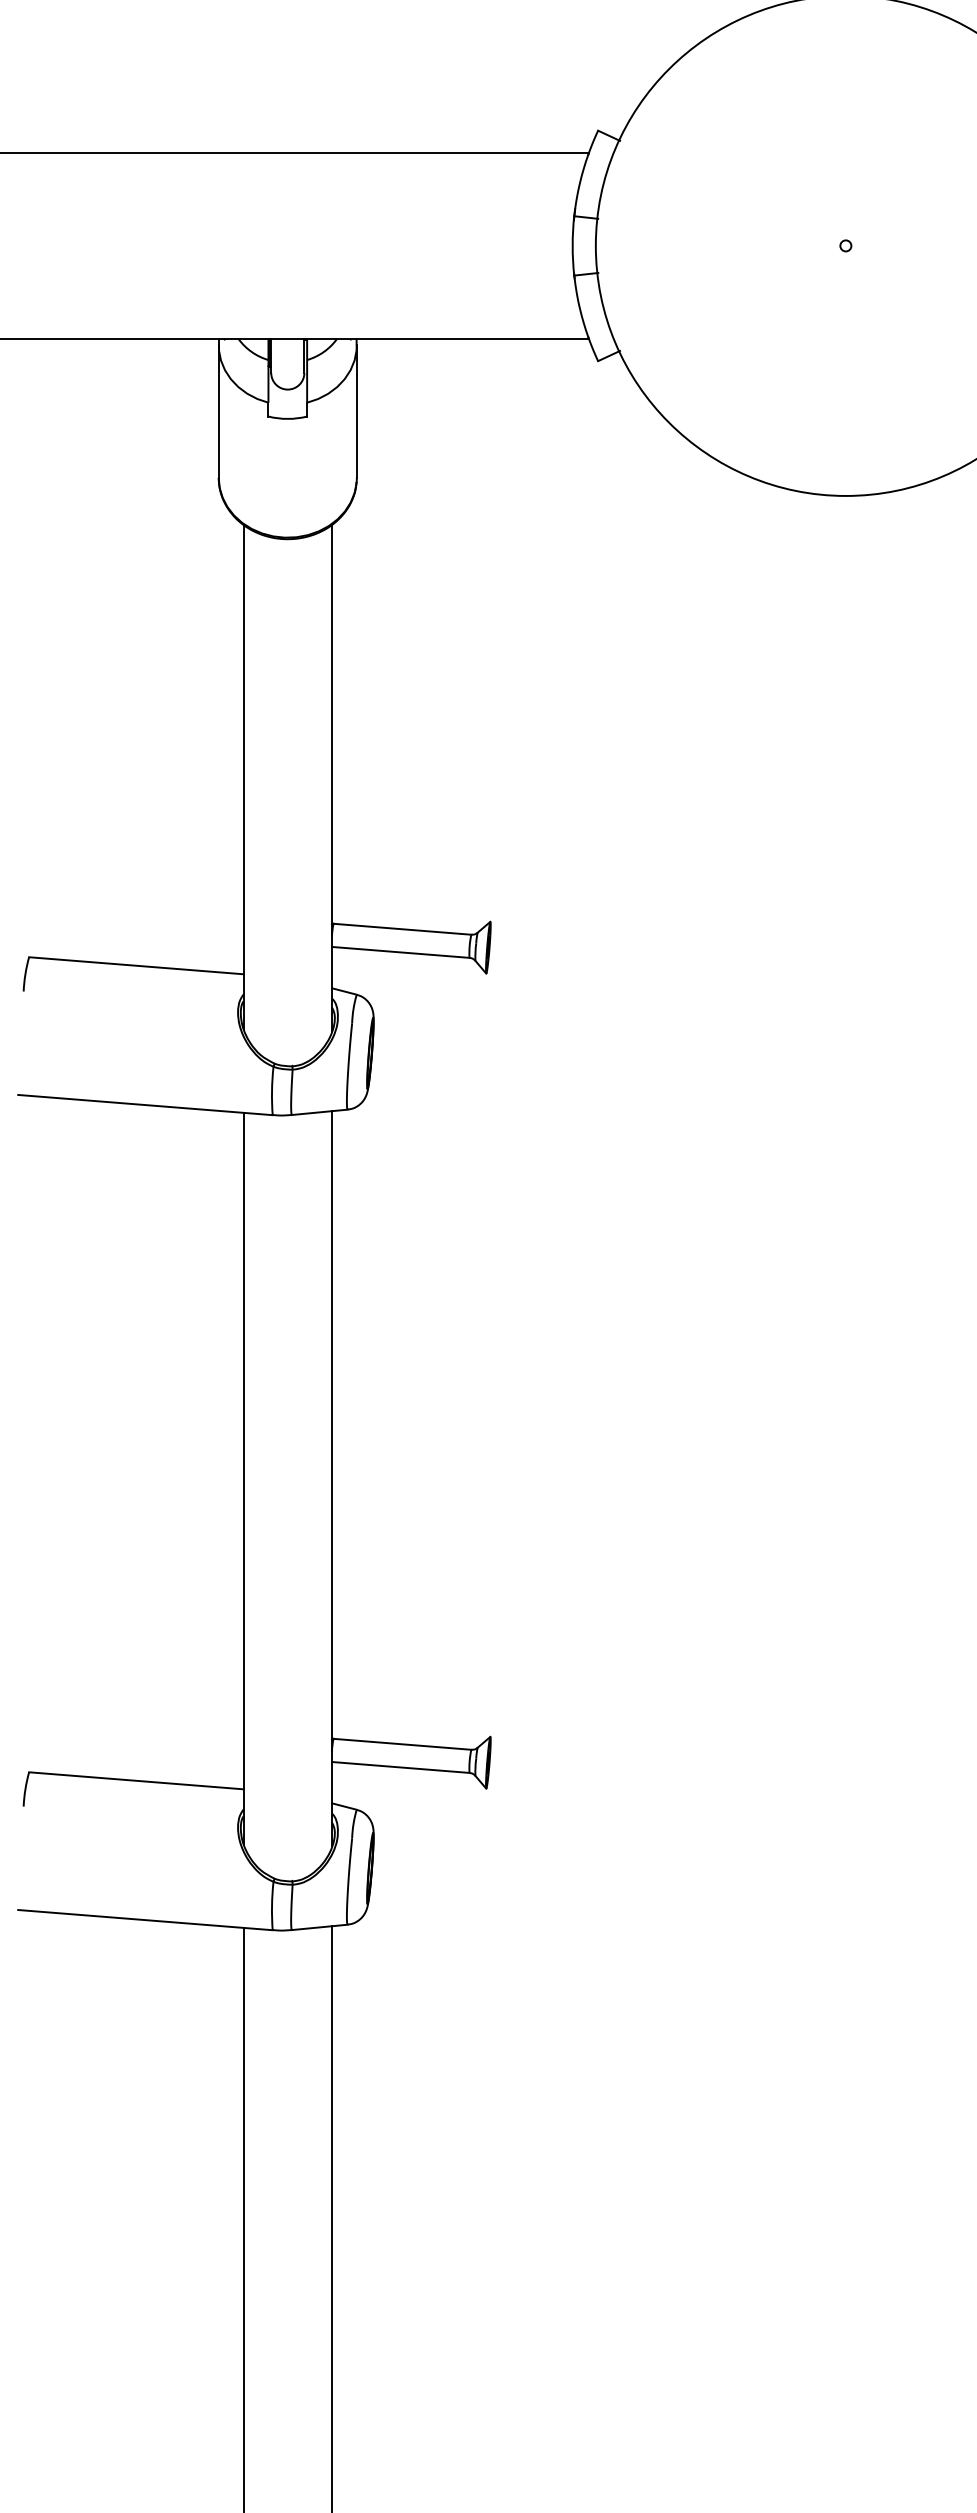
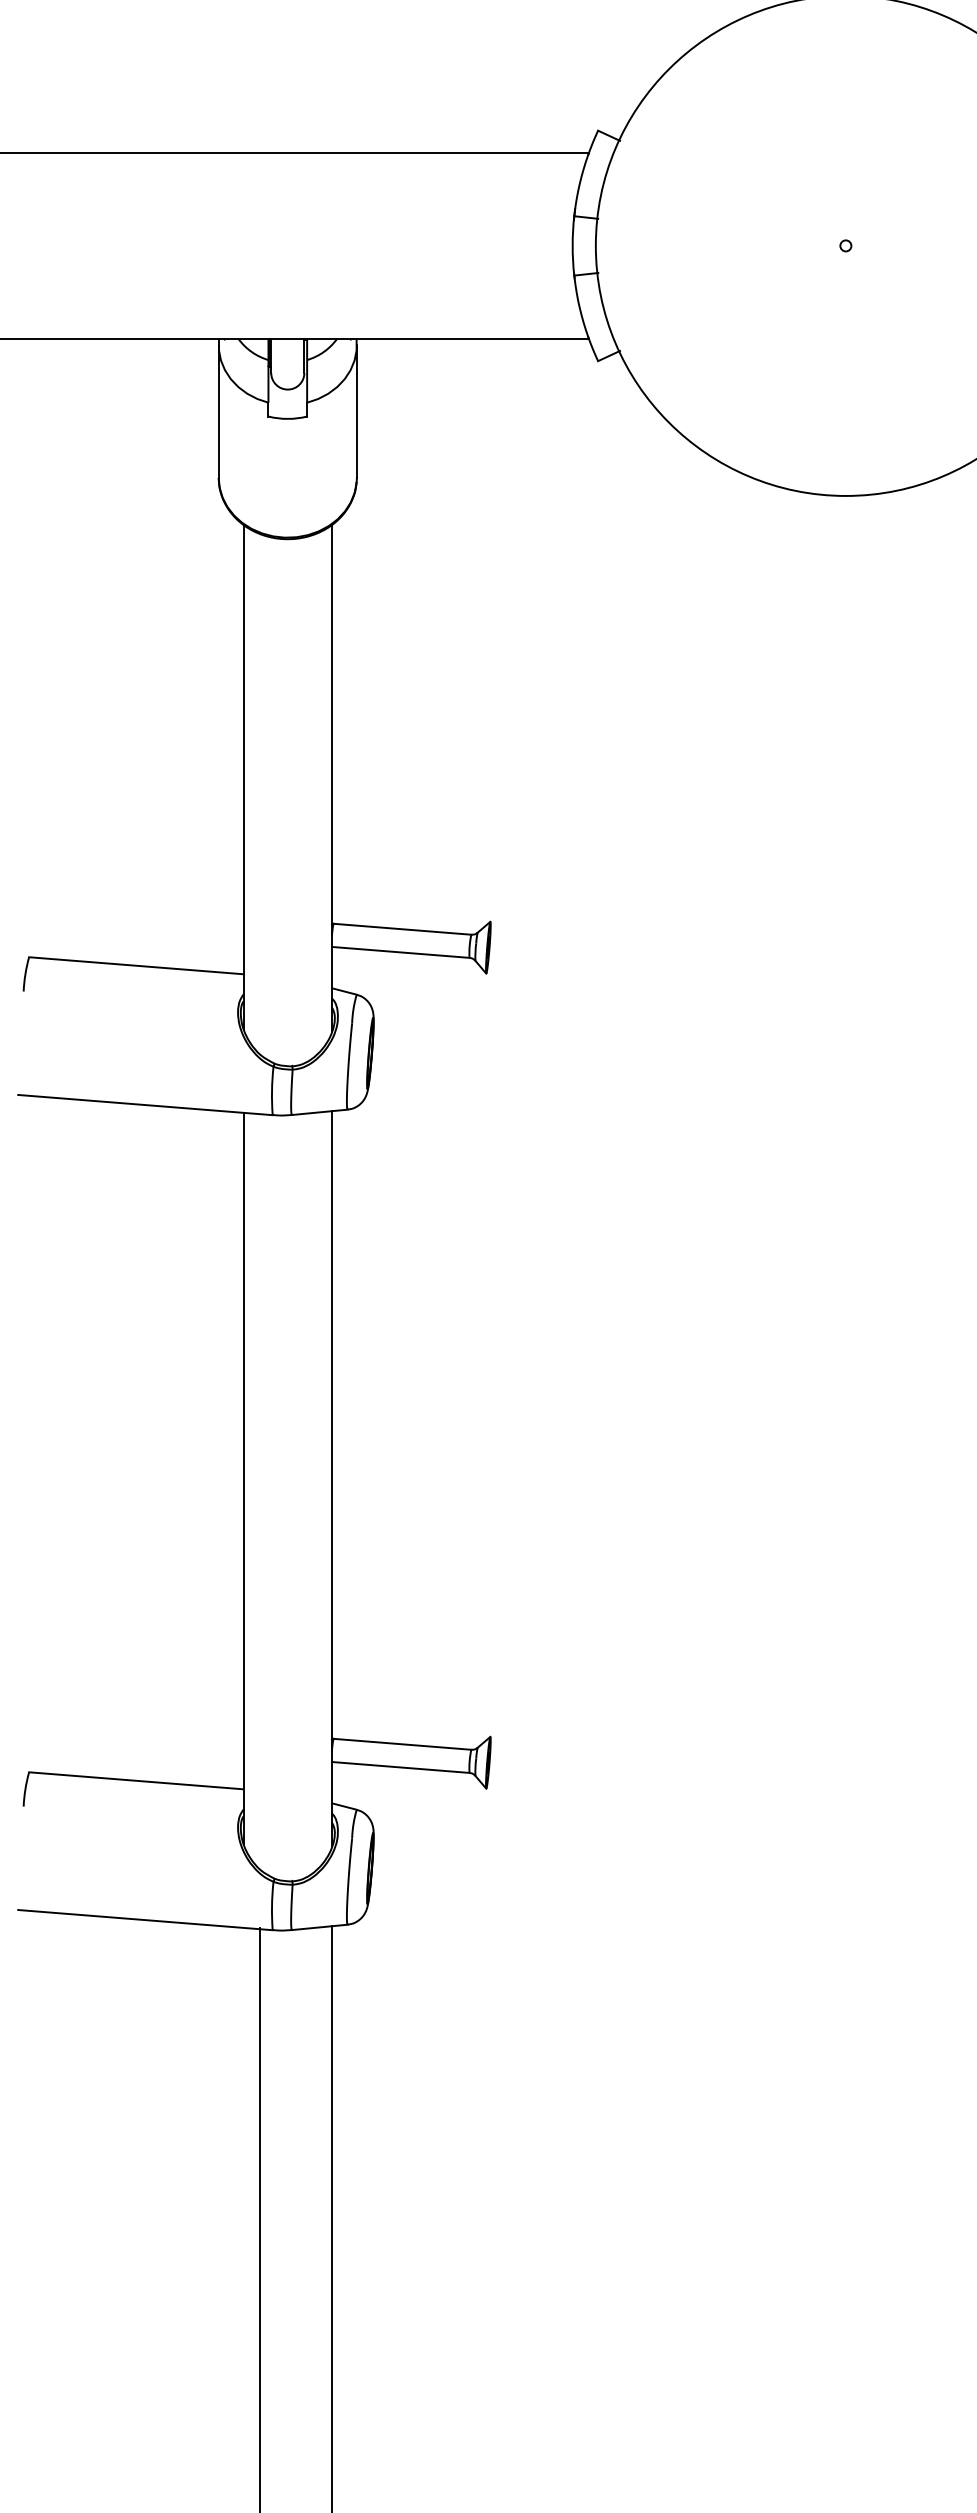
line position: (243, 2218) -> (259, 2218) (259, 2218)
